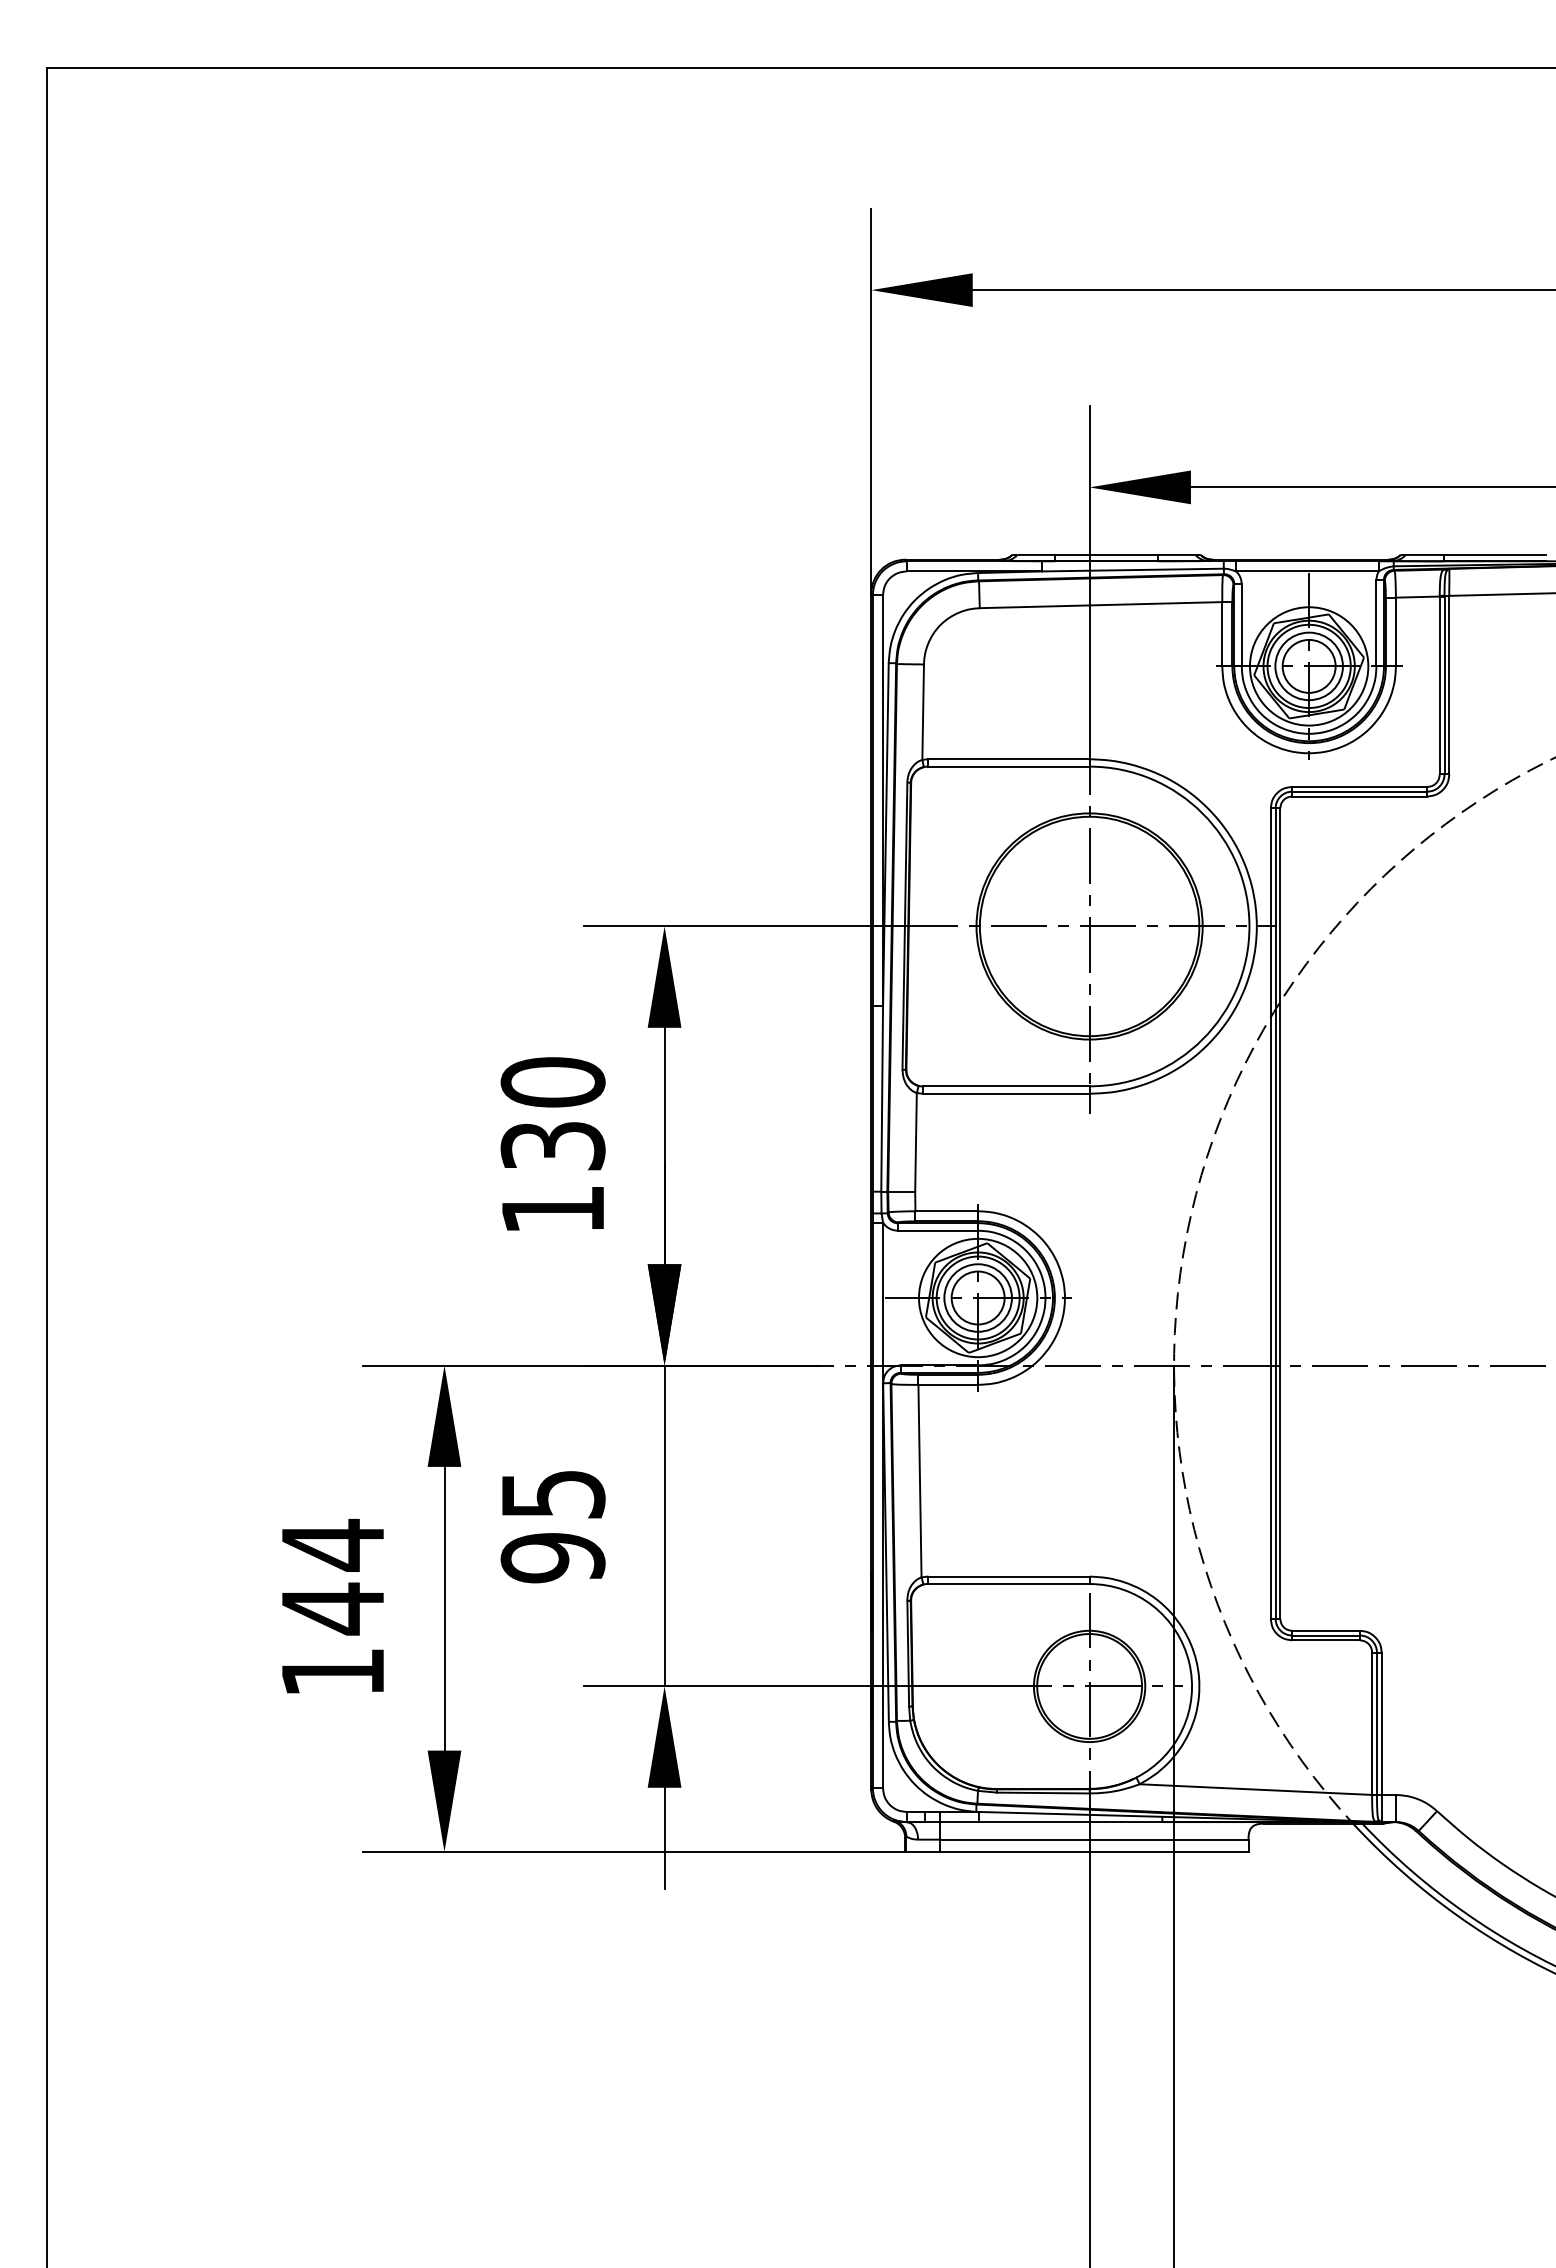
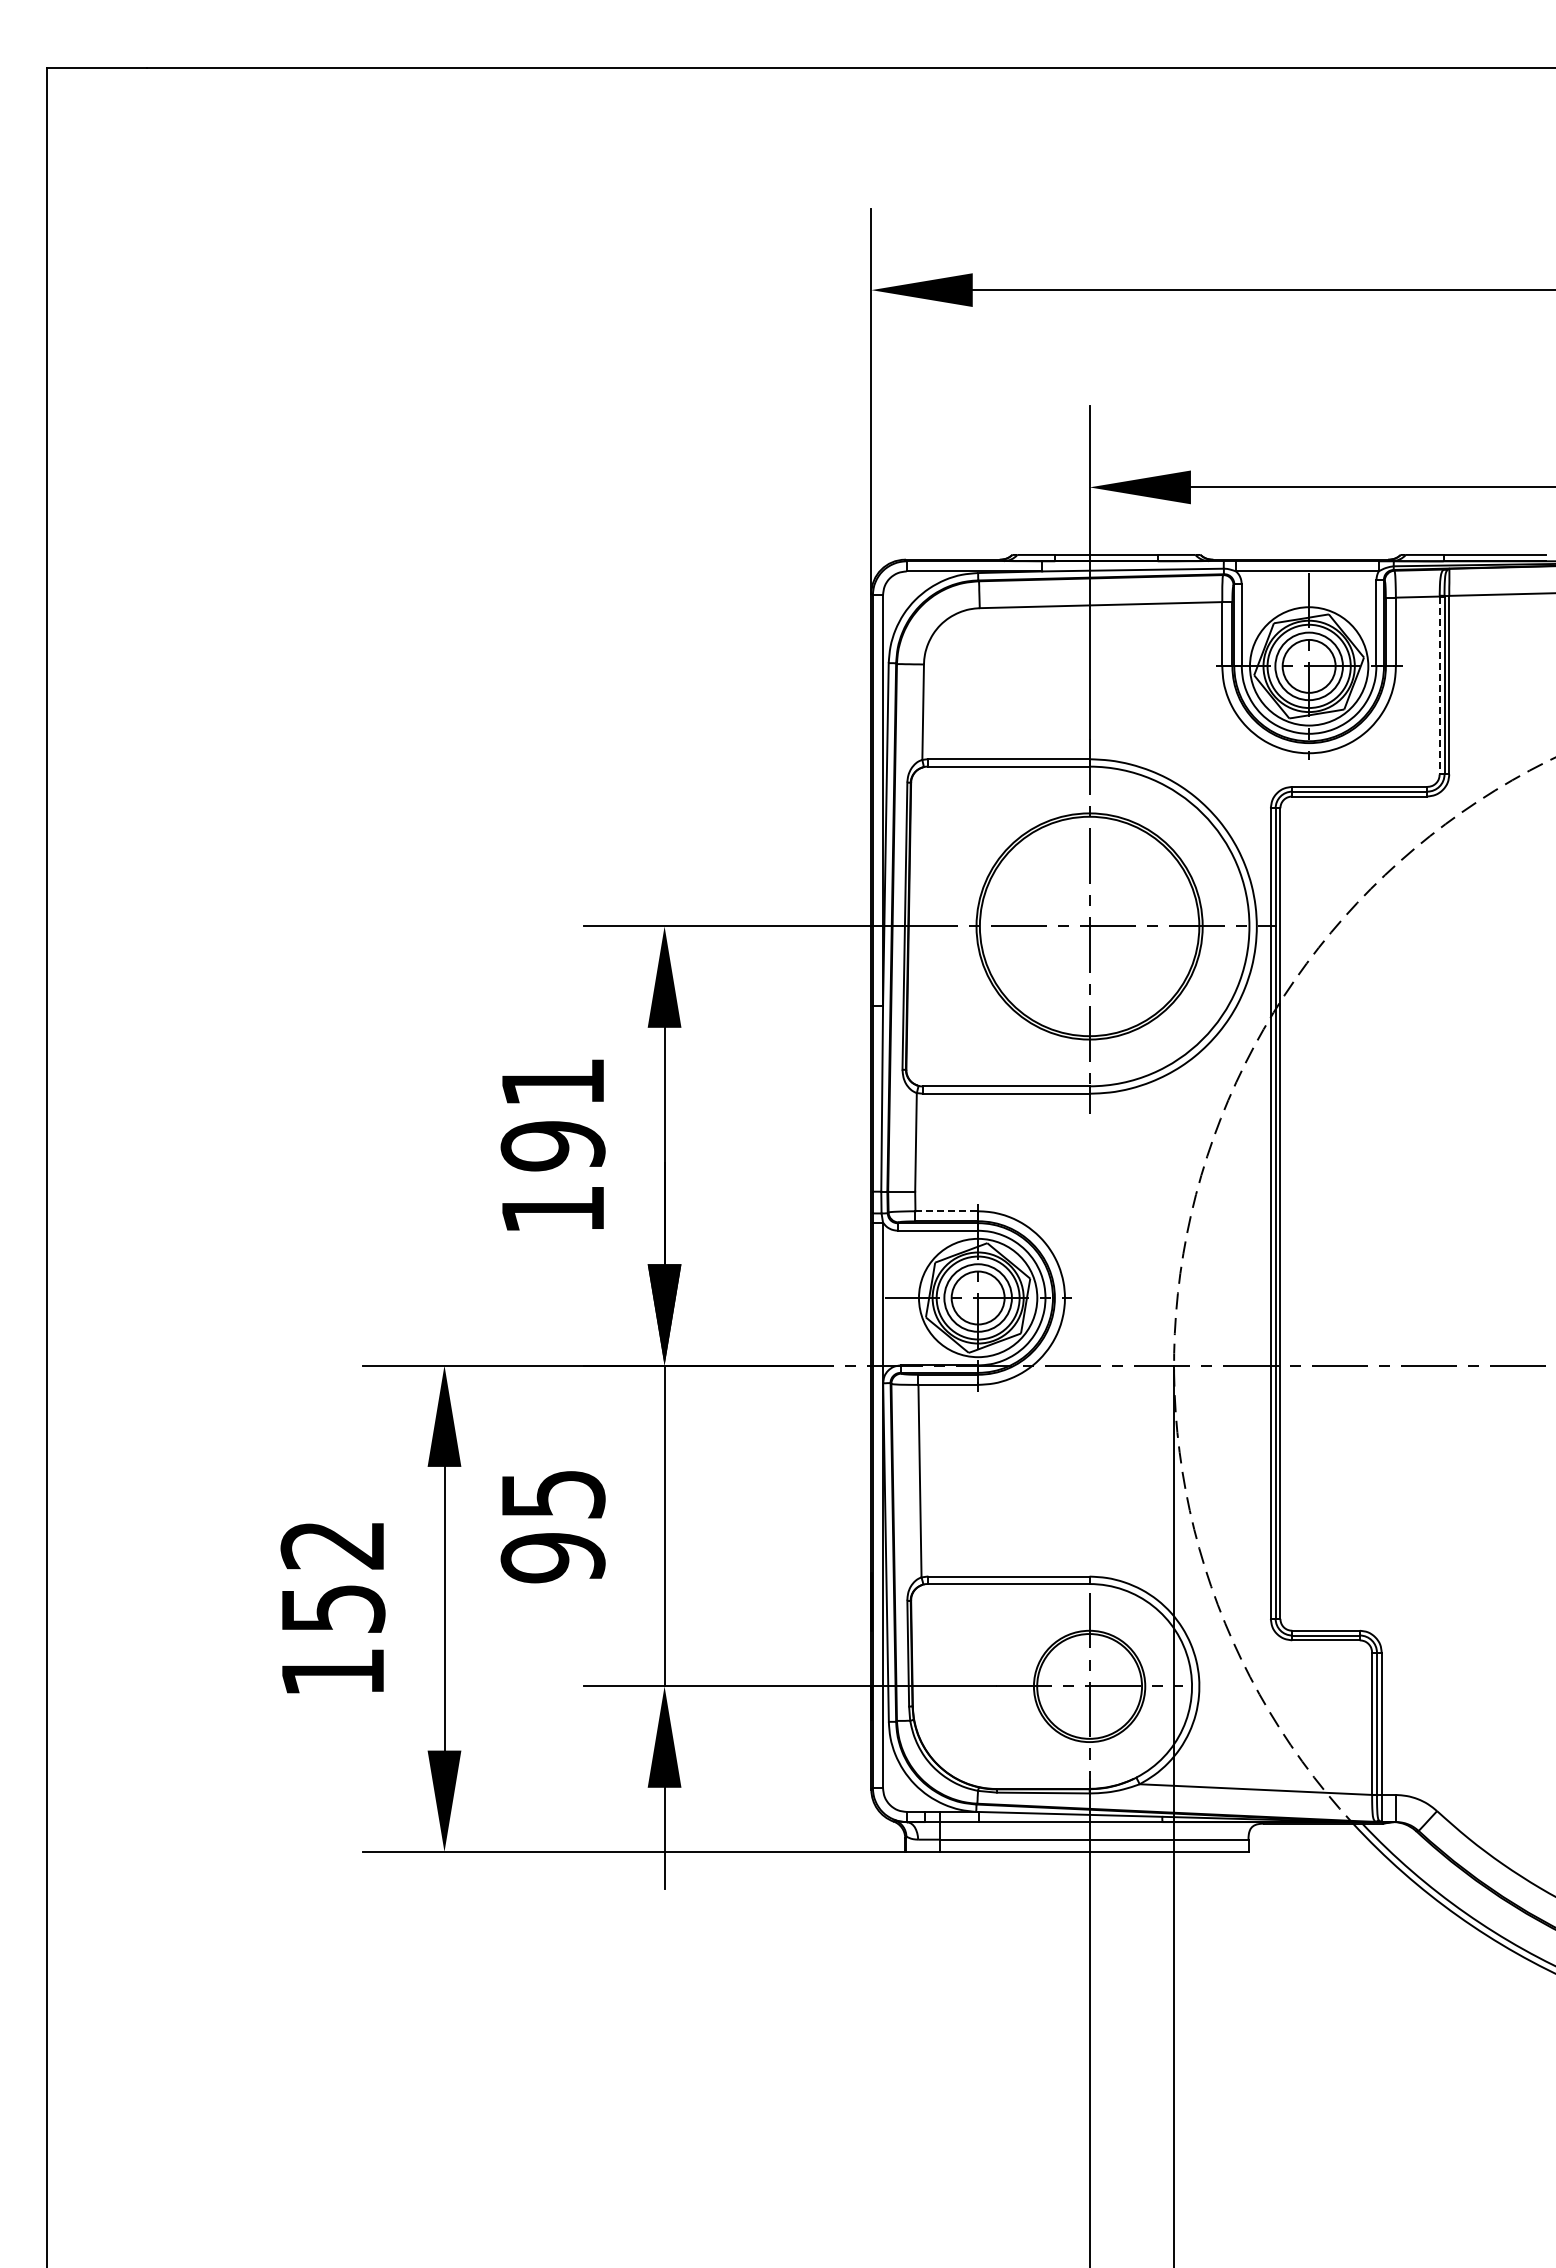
line: solid -> dashed (1439, 685)
text: 130 -> 191 (552, 1114)
line: solid -> dashed (947, 1211)
text: 144 -> 152 (332, 1577)
